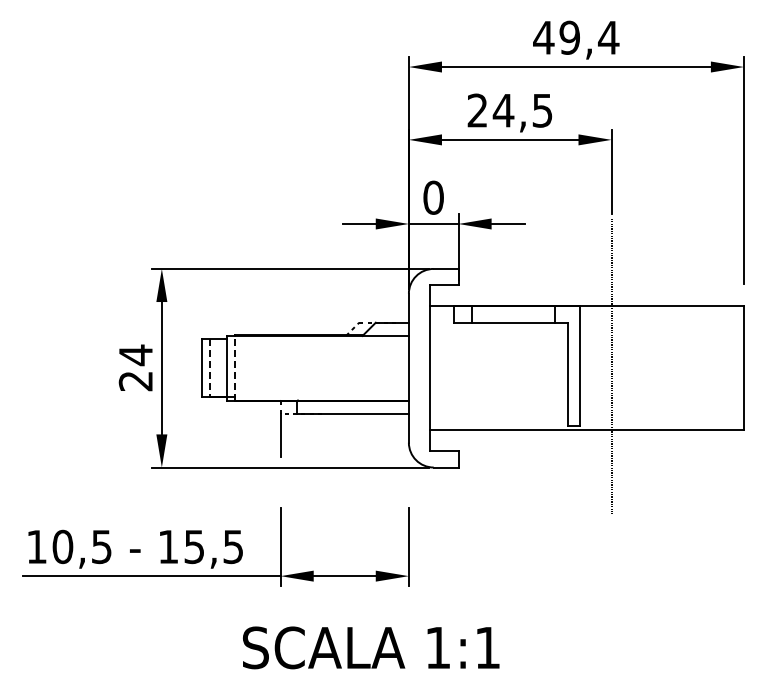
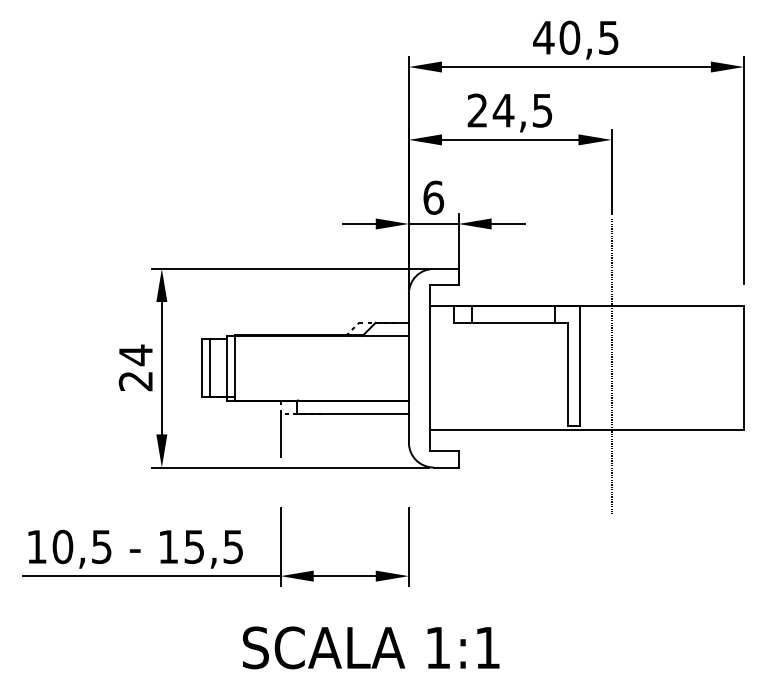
text: 49,4 -> 40,5 (589, 37)
text: 0 -> 6 (433, 197)
line: dashed -> solid (235, 367)
line: dashed -> solid (210, 368)
